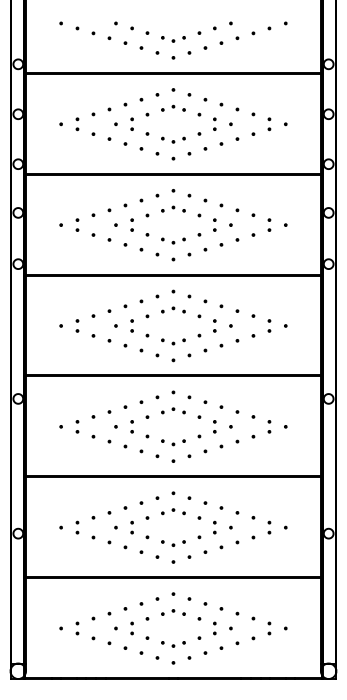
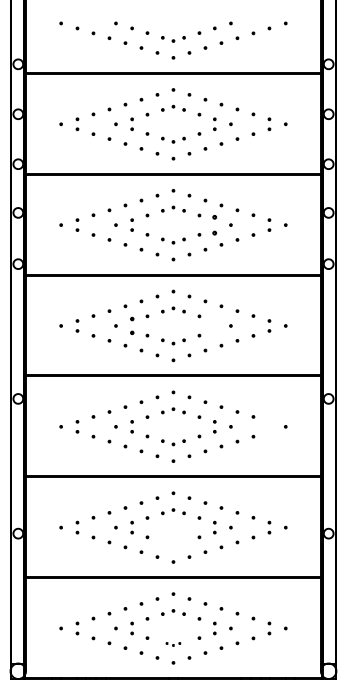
part size: 4x14 px -> 5x21 px (214, 225)
part size: 4x14 px -> 5x19 px (132, 325)
part: present -> none (214, 325)
part: present -> none (269, 426)
part: present -> none (173, 543)
part size: 25x7 px -> 17x5 px (173, 644)
